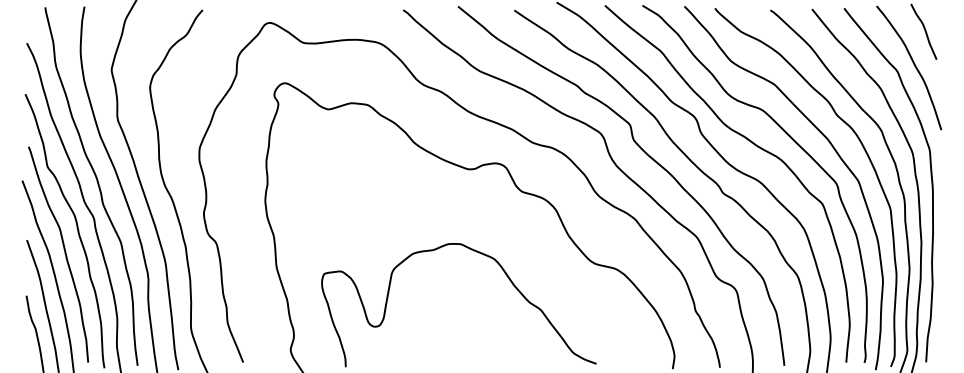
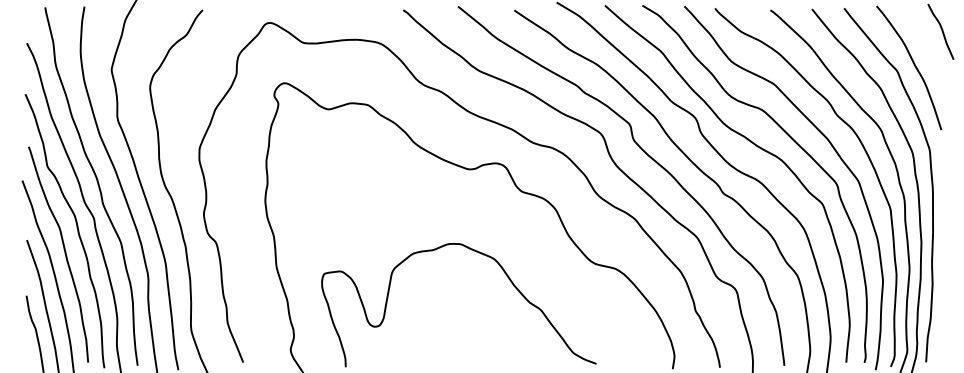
curve position: (924, 31) -> (941, 31) (941, 31)
